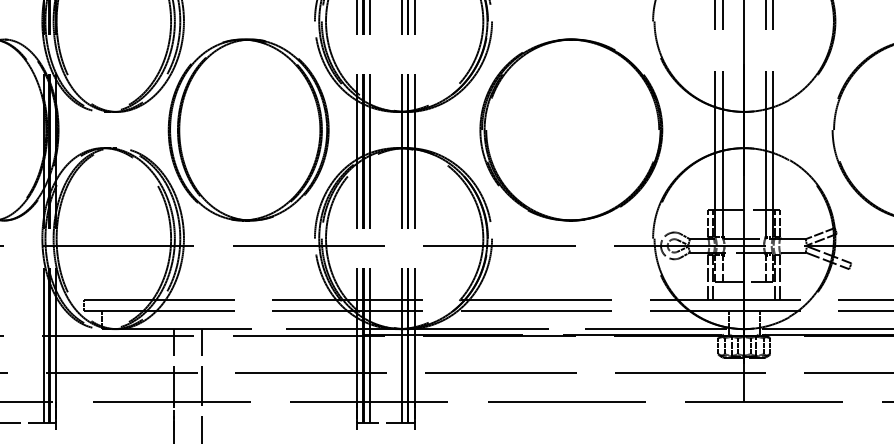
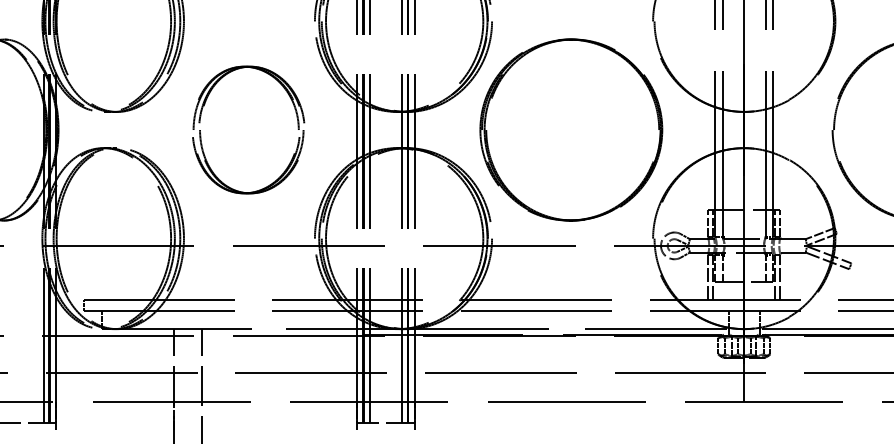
part size: 163x184 px -> 114x130 px (248, 129)
